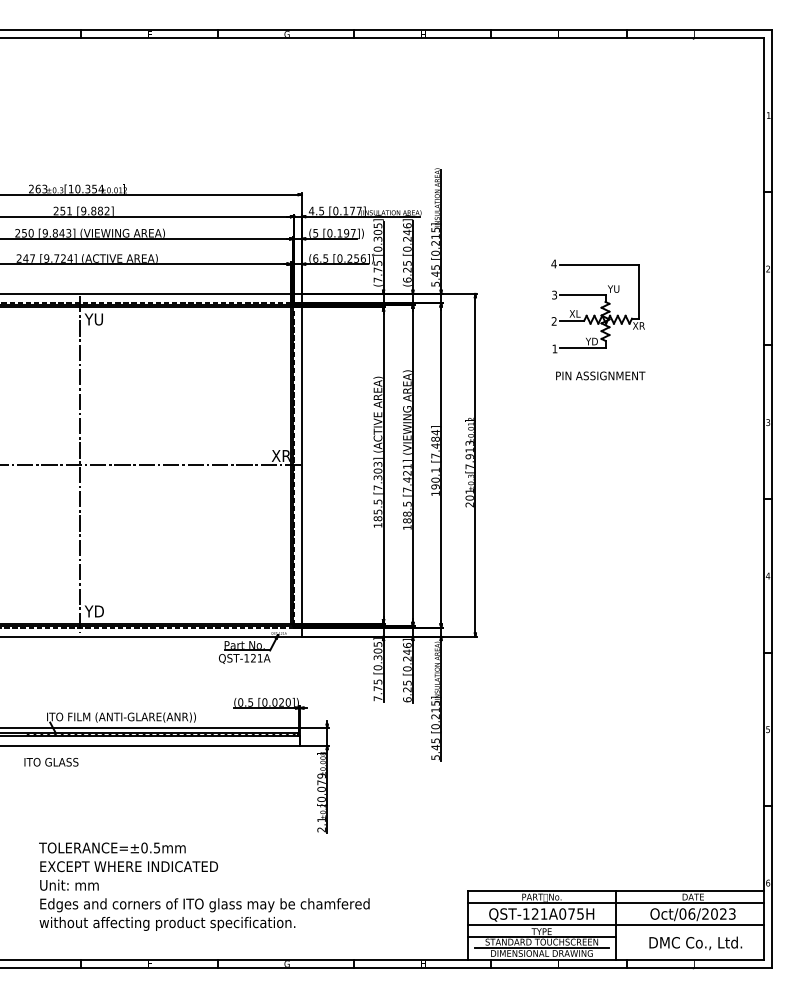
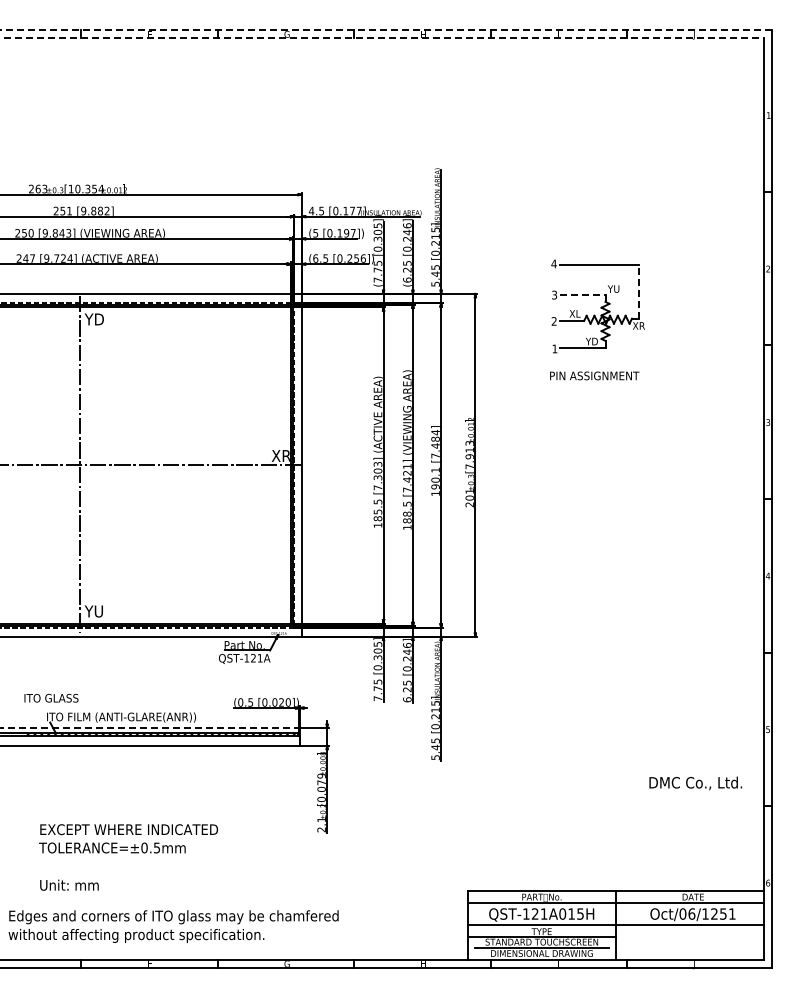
line: solid -> dashed (386, 29)
line: solid -> dashed (382, 38)
line: solid -> dashed (639, 291)
line: solid -> dashed (582, 295)
text: YU -> YD (98, 319)
text position: (600, 375) -> (594, 375) (594, 375)
text: YD -> YU (98, 611)
line: solid -> dashed (150, 727)
text position: (51, 762) -> (51, 698) (51, 698)
text position: (128, 866) -> (128, 829) (128, 829)
text: QST-121A075H -> QST-121A015H (571, 913)
text: Oct/06/2023 -> Oct/06/1251 (718, 913)
text position: (204, 914) -> (173, 926) (173, 926)
text position: (695, 943) -> (695, 783) (695, 783)
